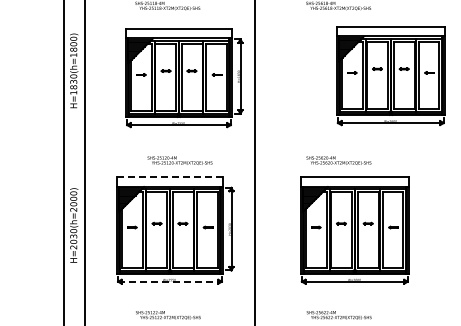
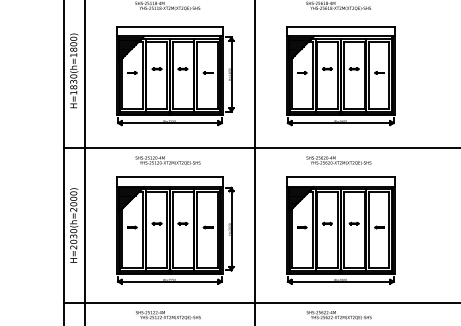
part position: (390, 76) -> (340, 76) (340, 76)
part position: (184, 78) -> (175, 76) (175, 76)
line: none -> present (260, 148)
text position: (179, 160) -> (167, 160) (167, 160)
line: dashed -> solid (169, 177)
part position: (354, 230) -> (340, 230) (340, 230)
line: dashed -> solid (170, 281)
line: none -> present (260, 302)
